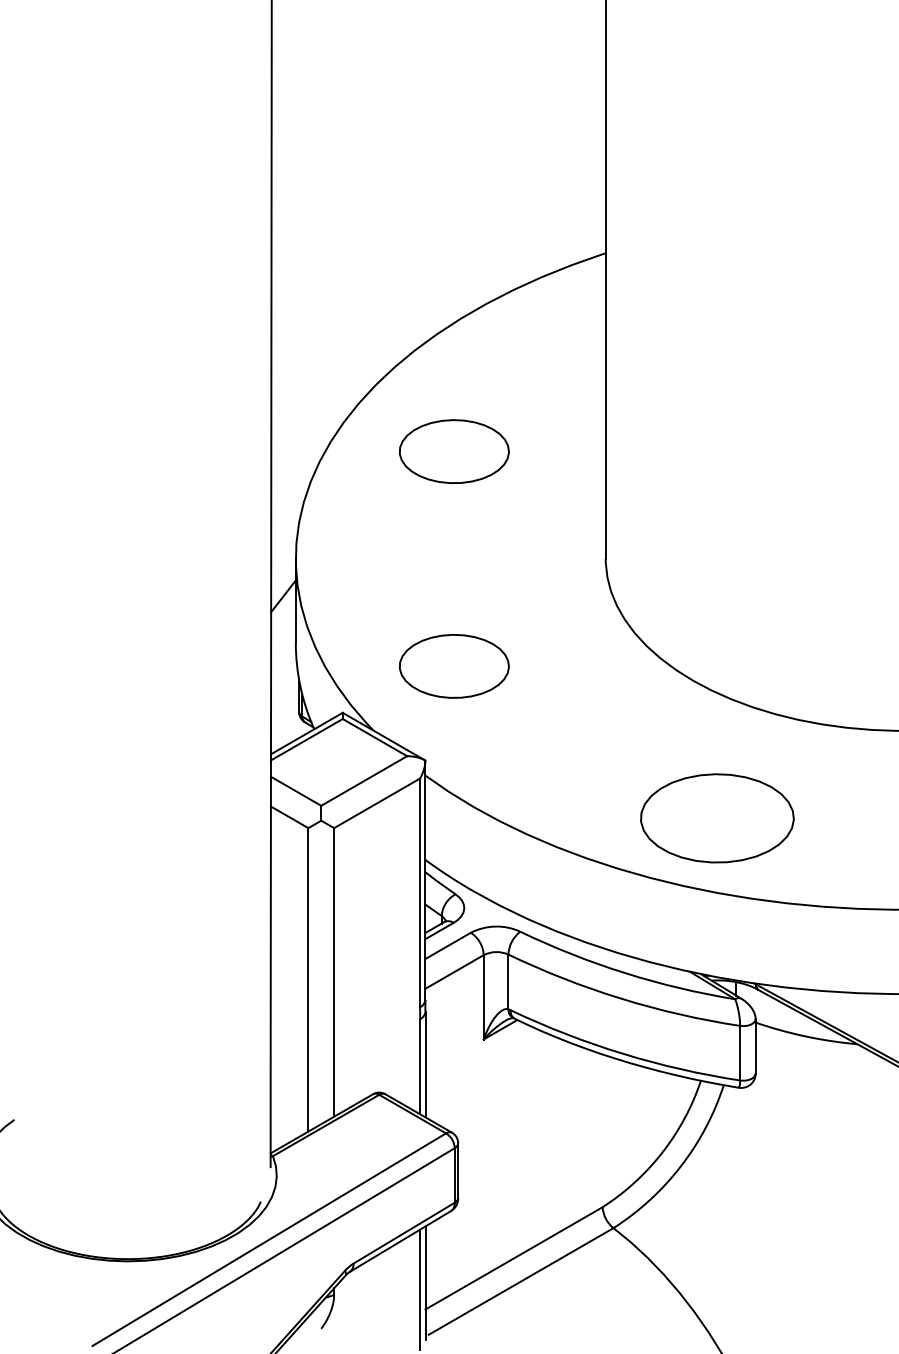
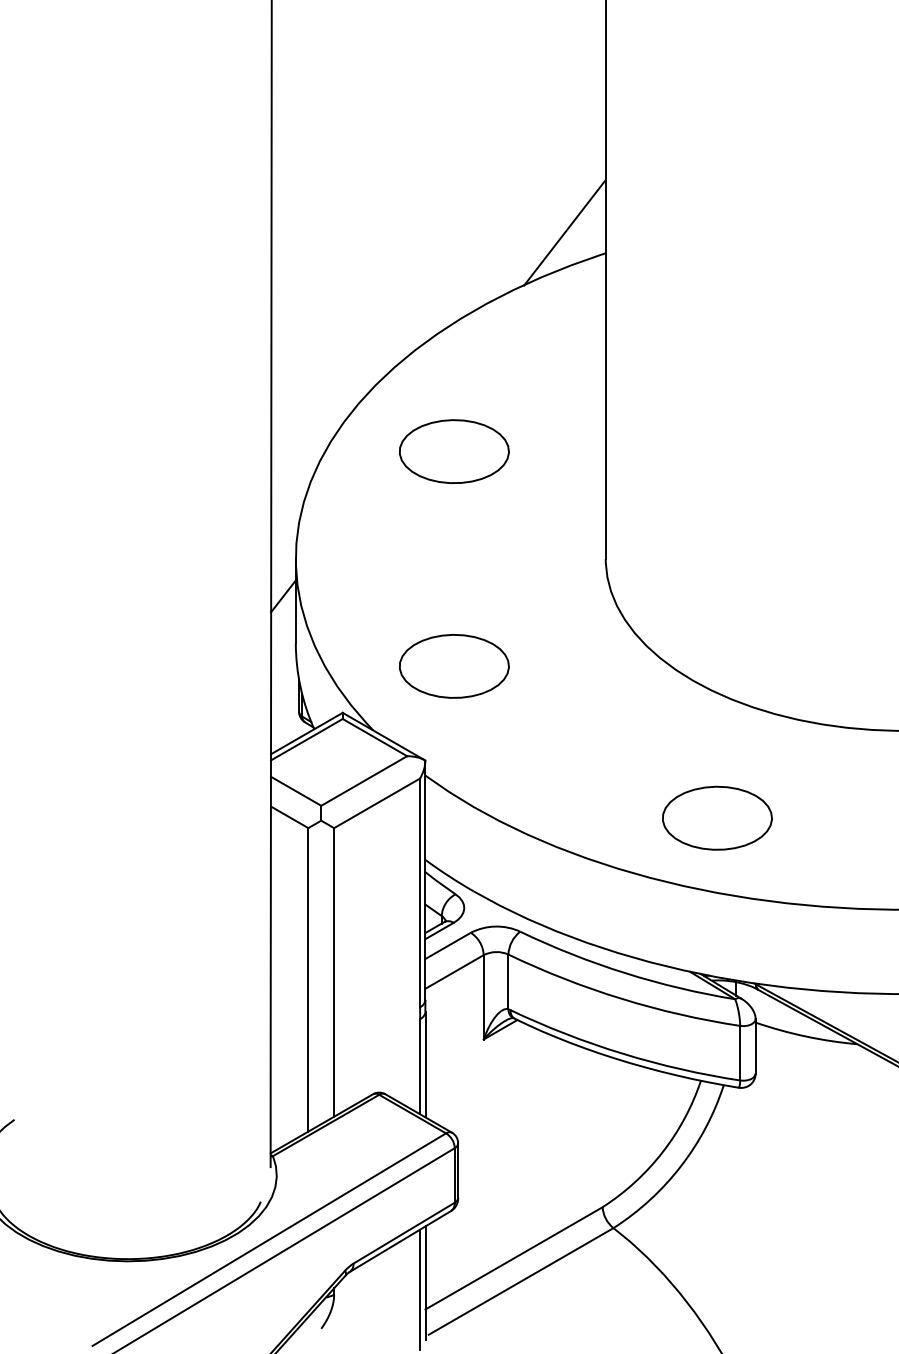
line: none -> present (564, 232)
part size: 155x91 px -> 111x66 px (717, 817)
